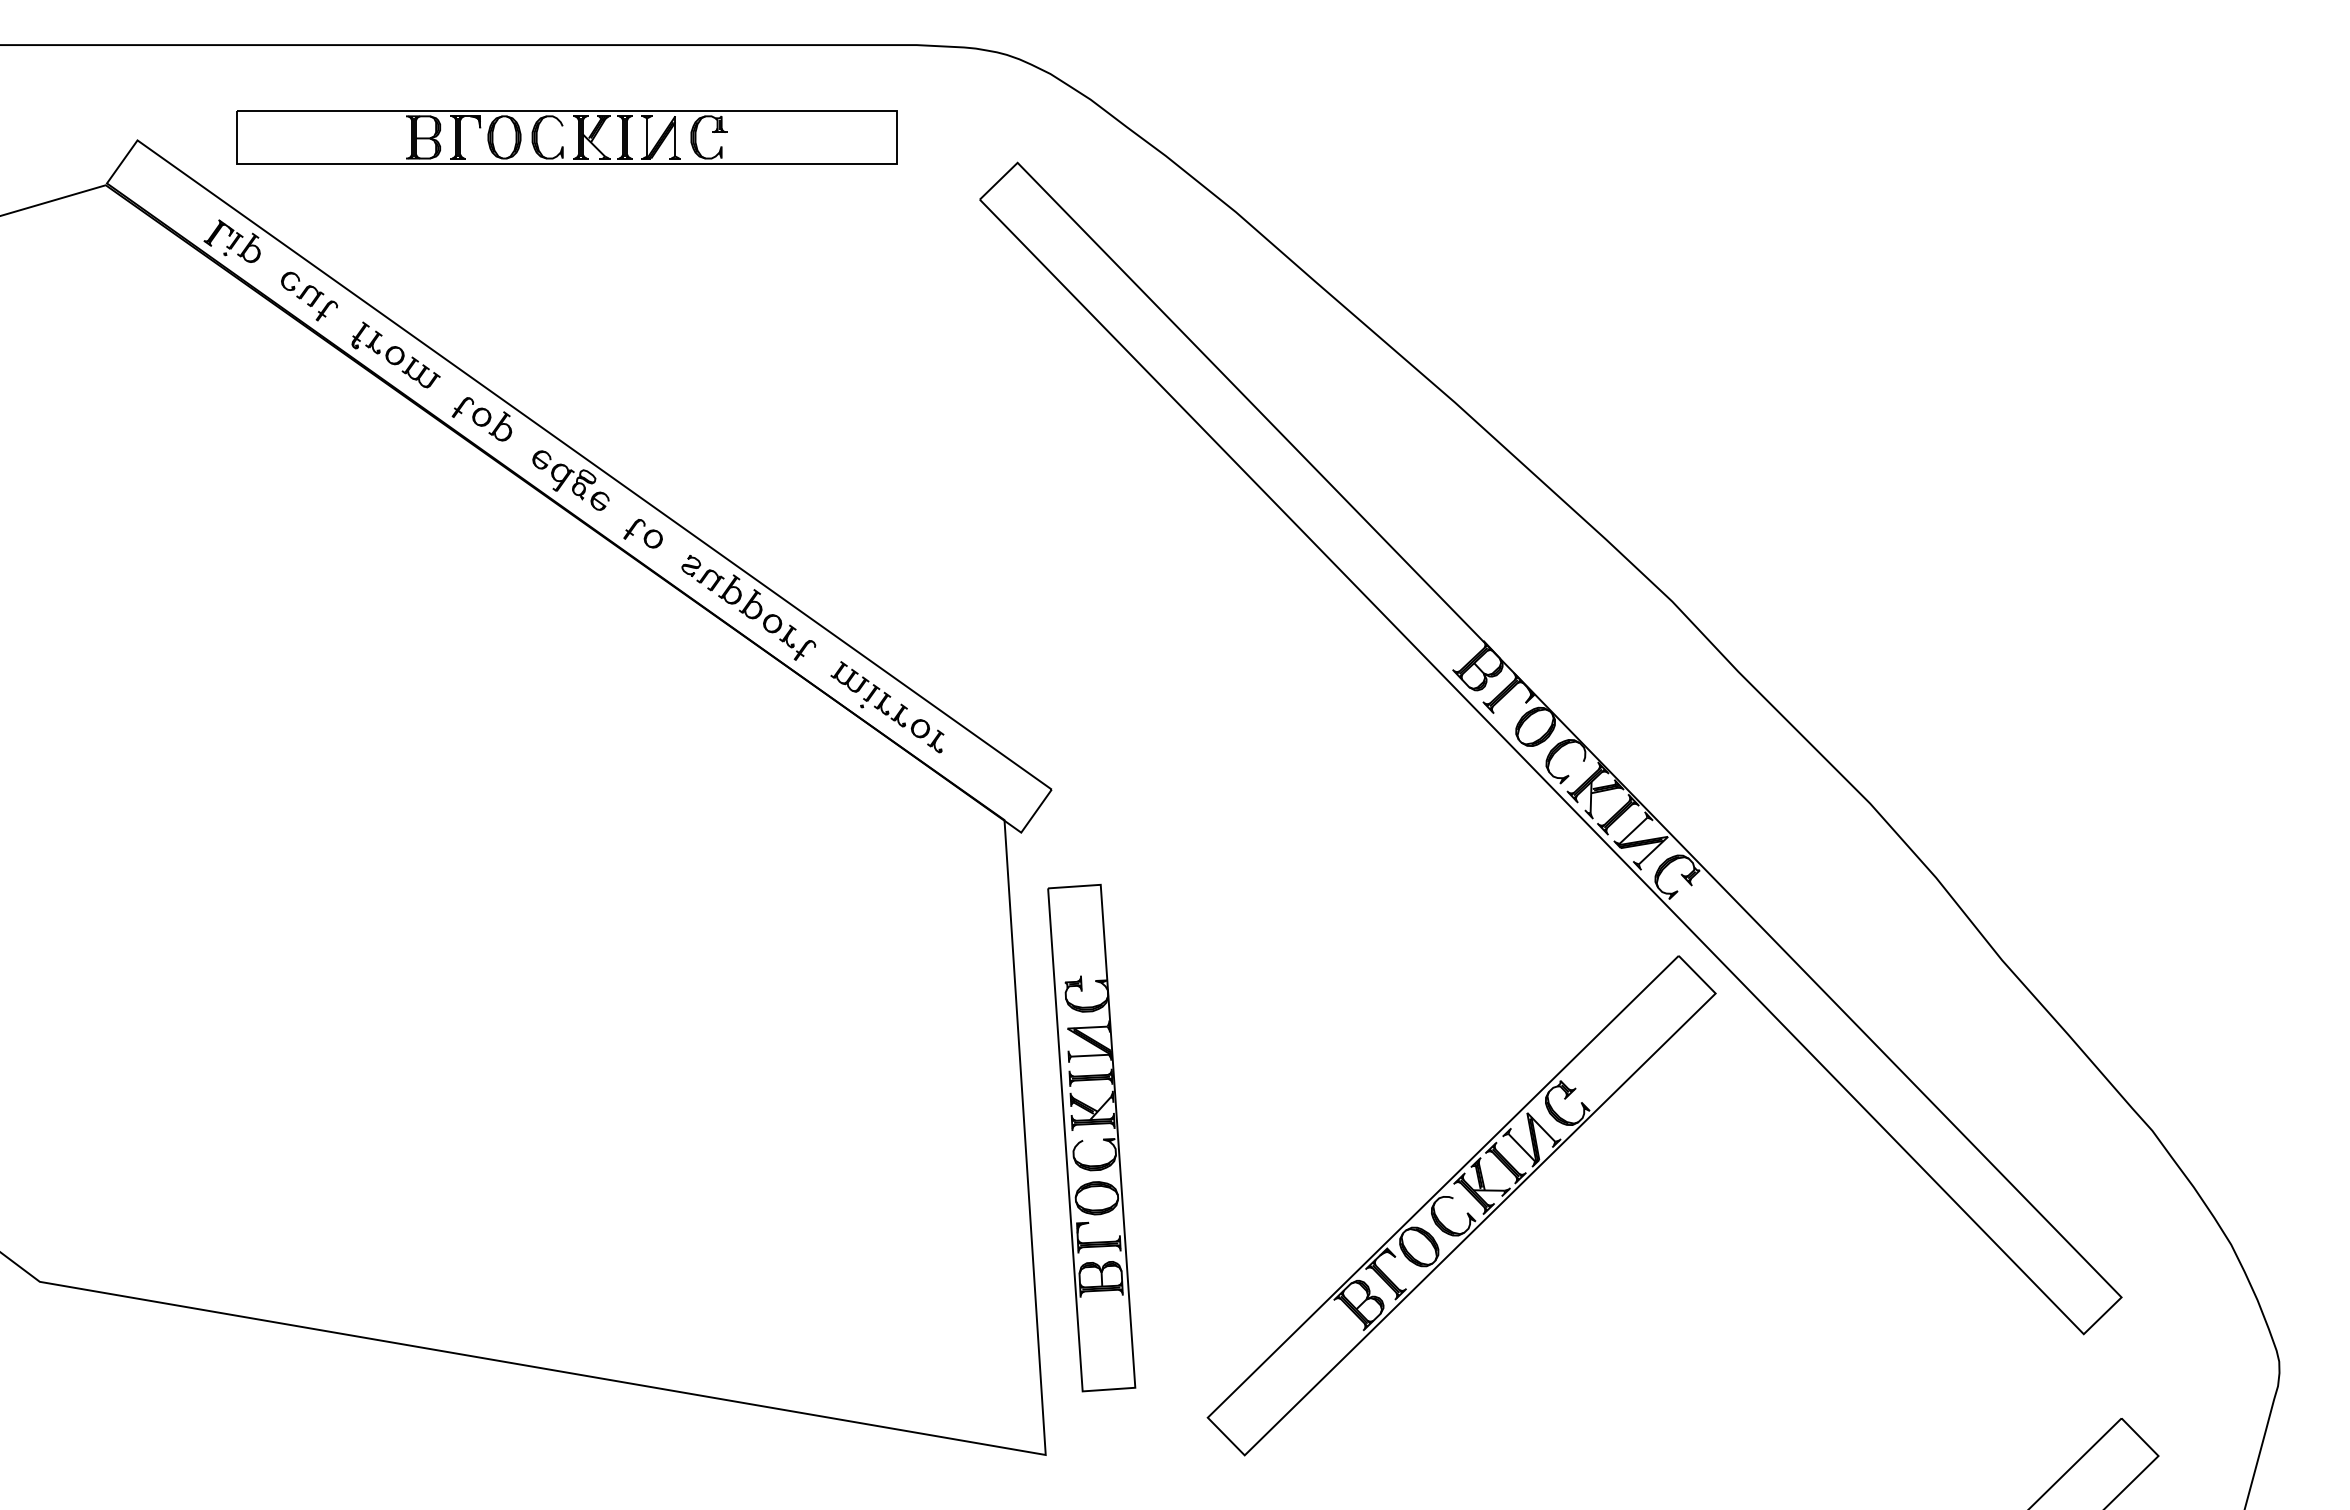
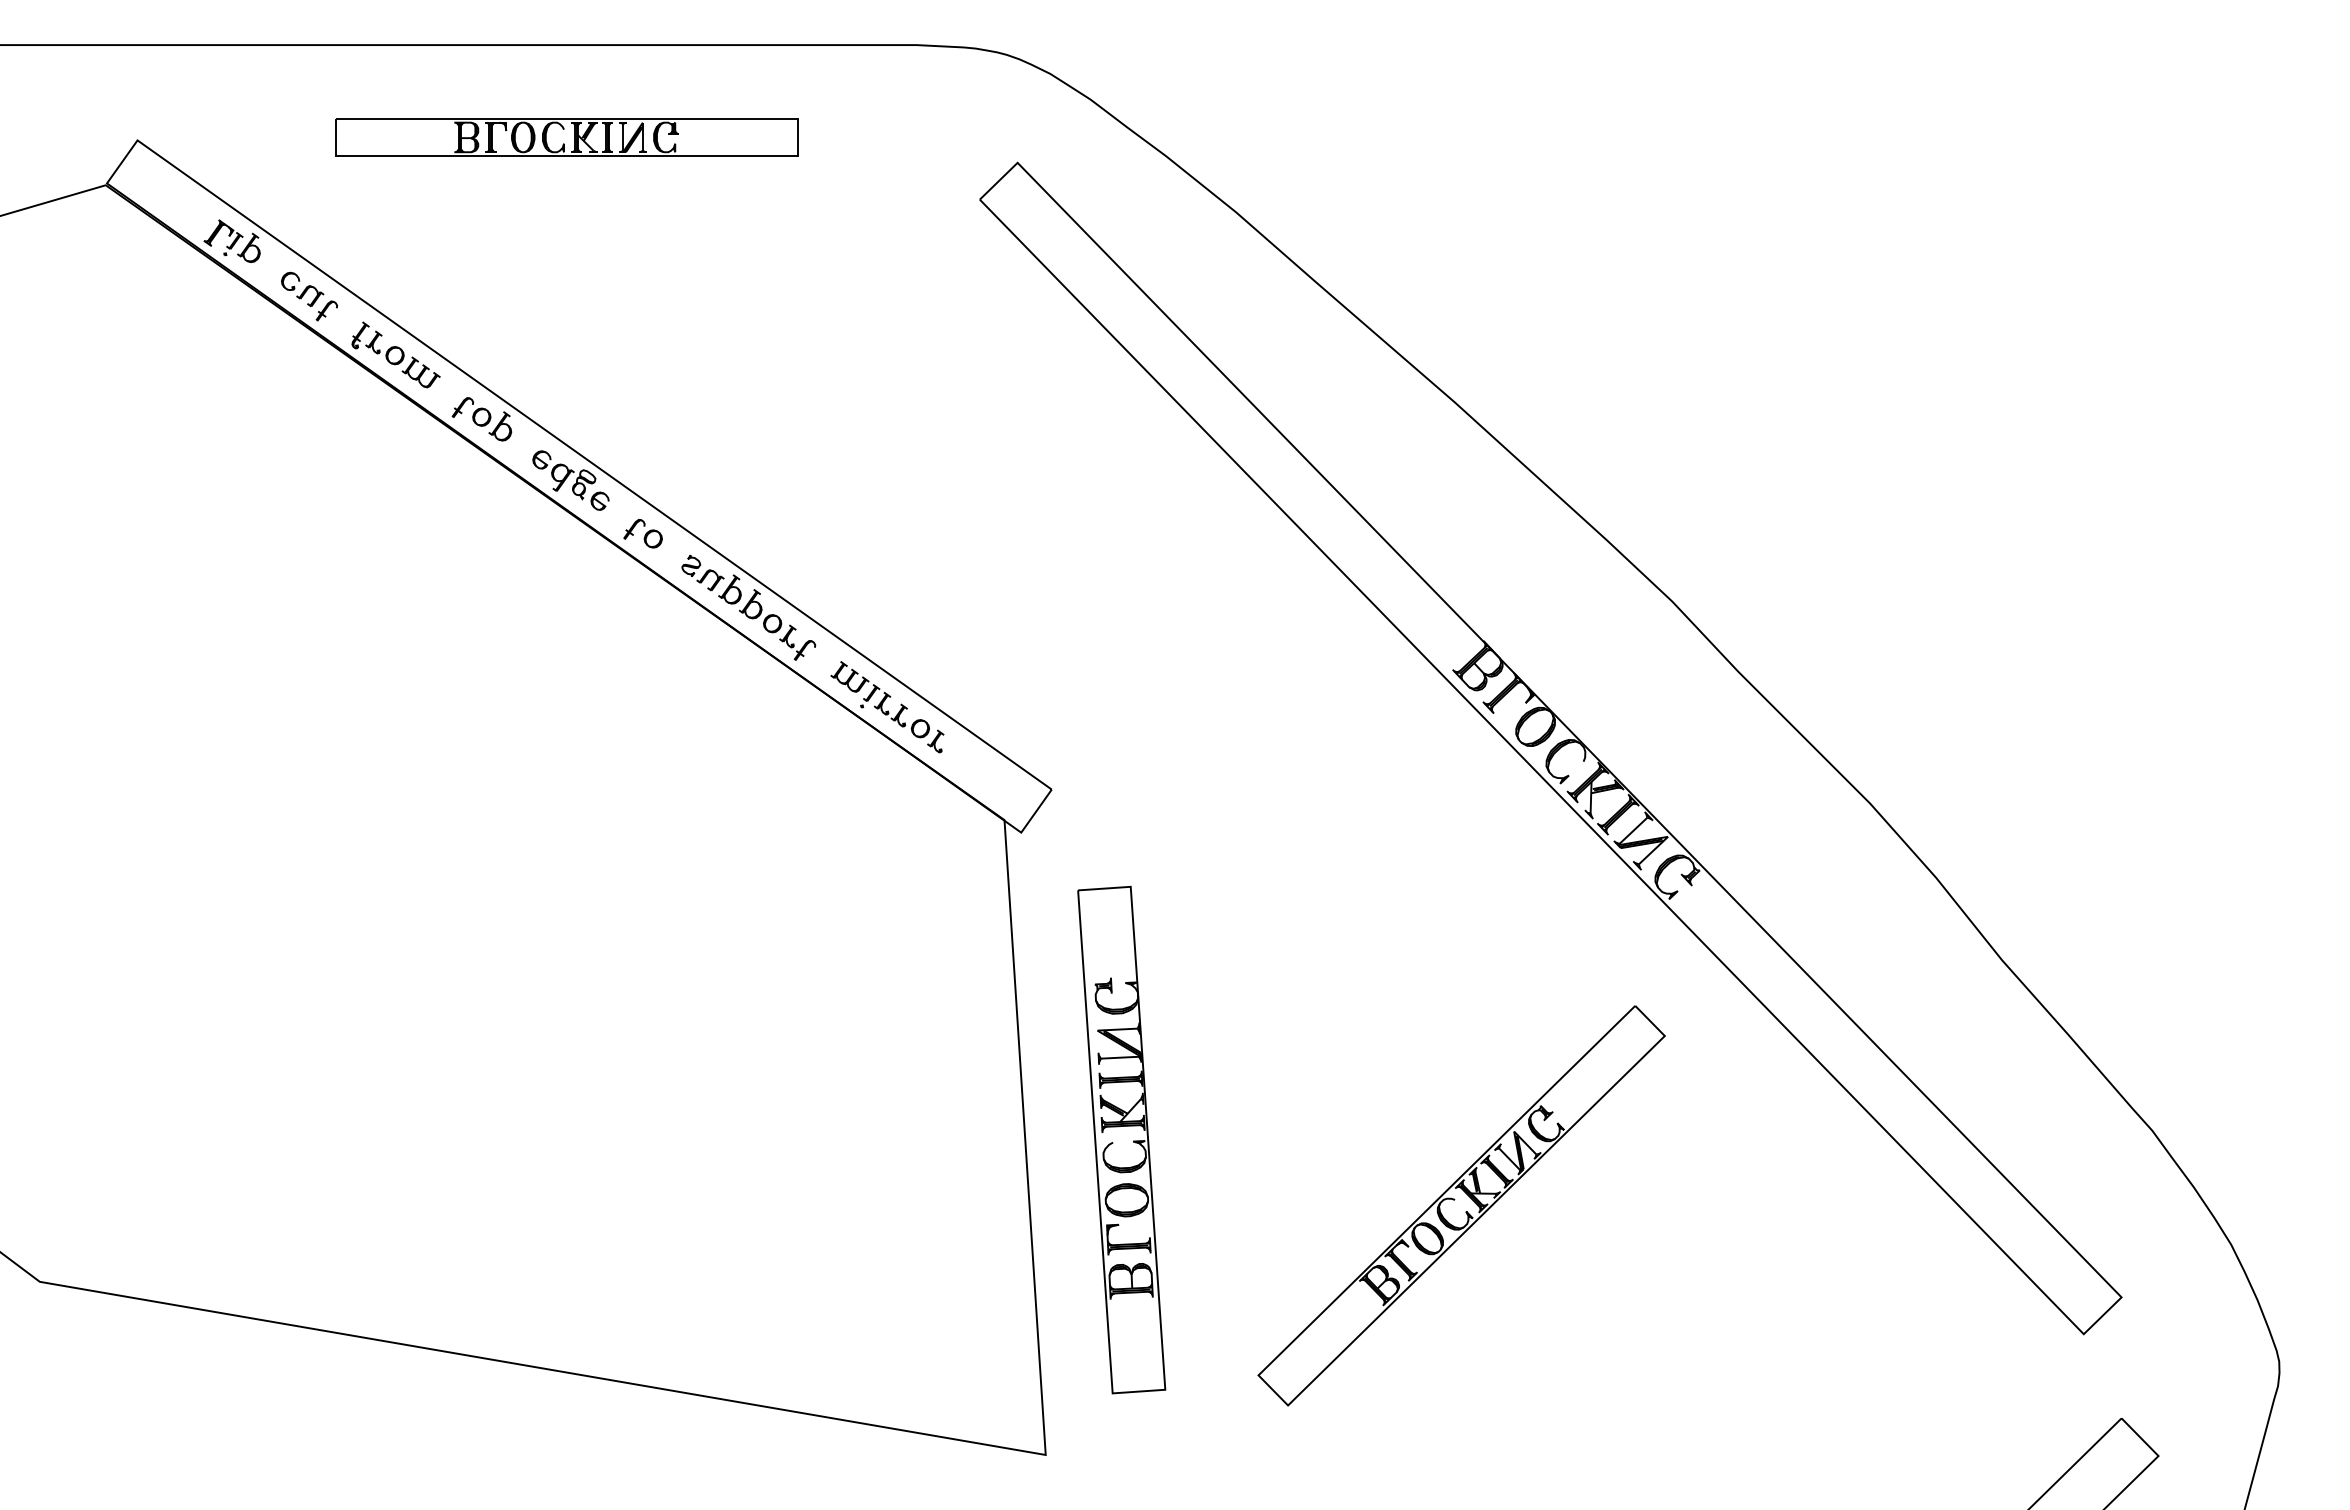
part size: 662x55 px -> 464x39 px (566, 137)
part position: (1091, 1138) -> (1121, 1140) (1121, 1140)
part size: 511x502 px -> 409x402 px (1461, 1205)
